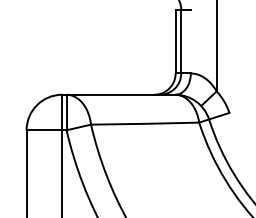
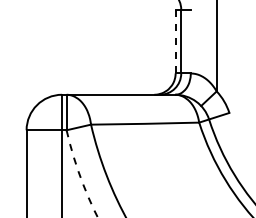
line: solid -> dashed (175, 41)
arc: solid -> dashed (79, 174)
